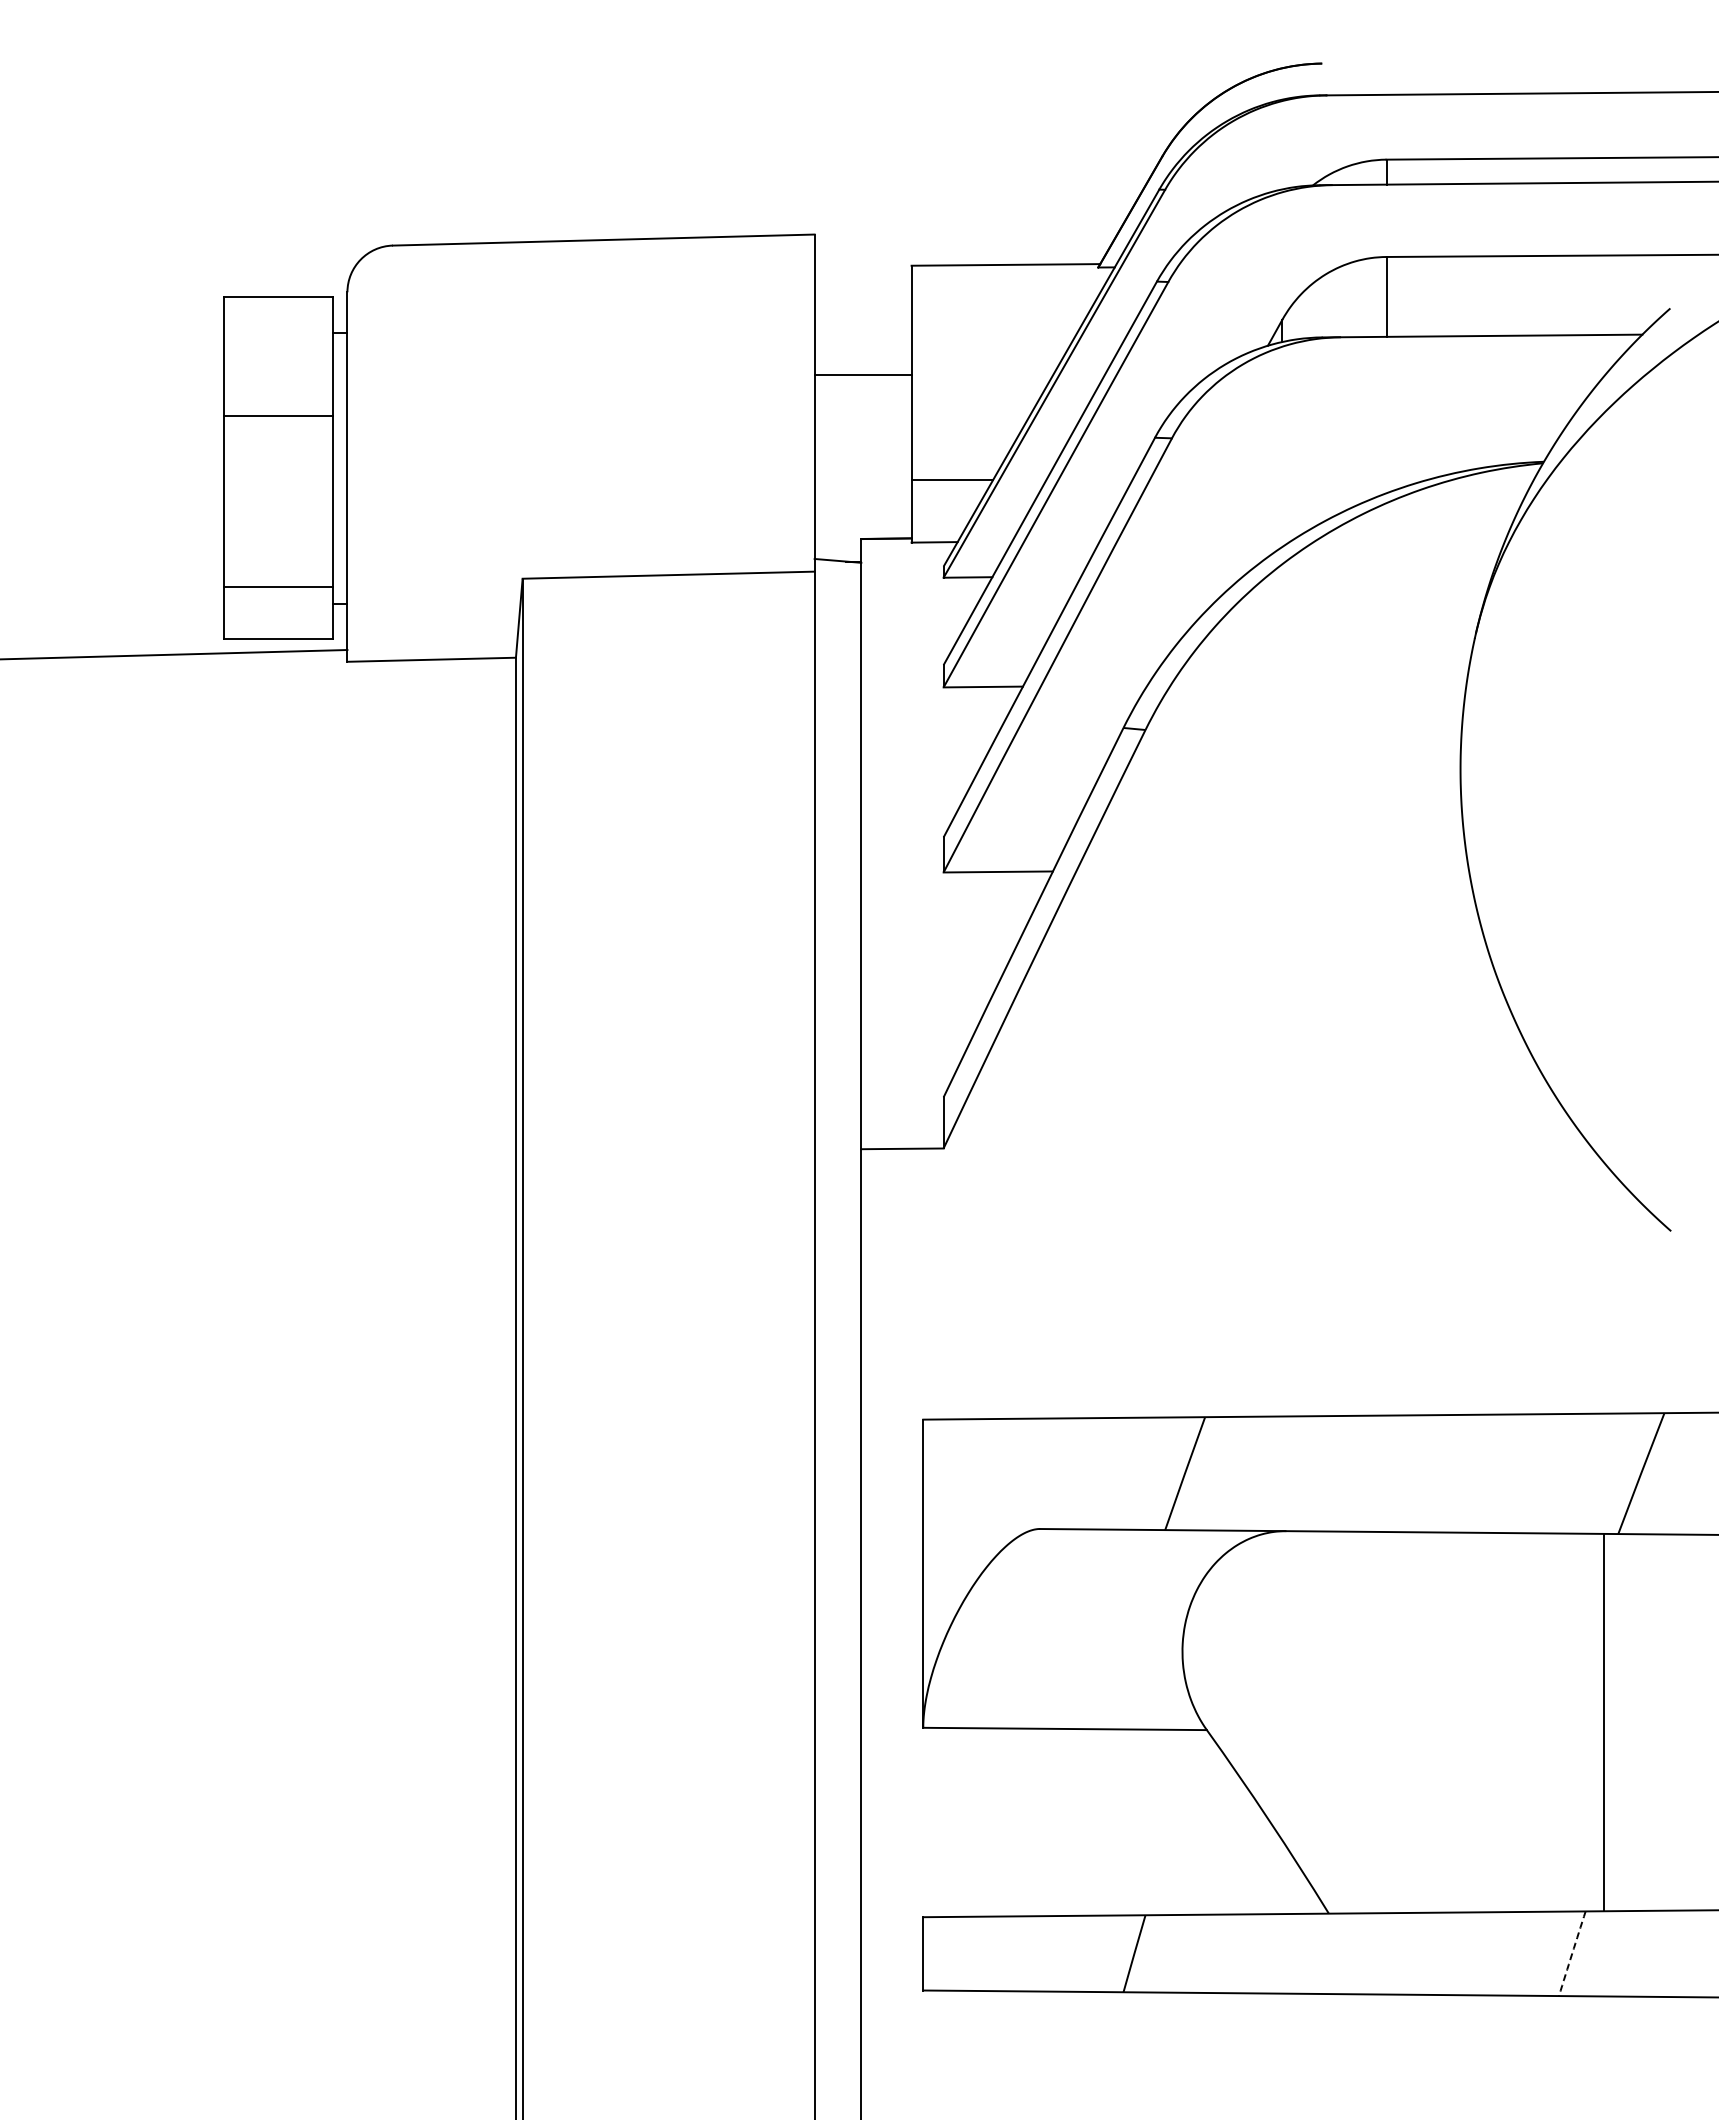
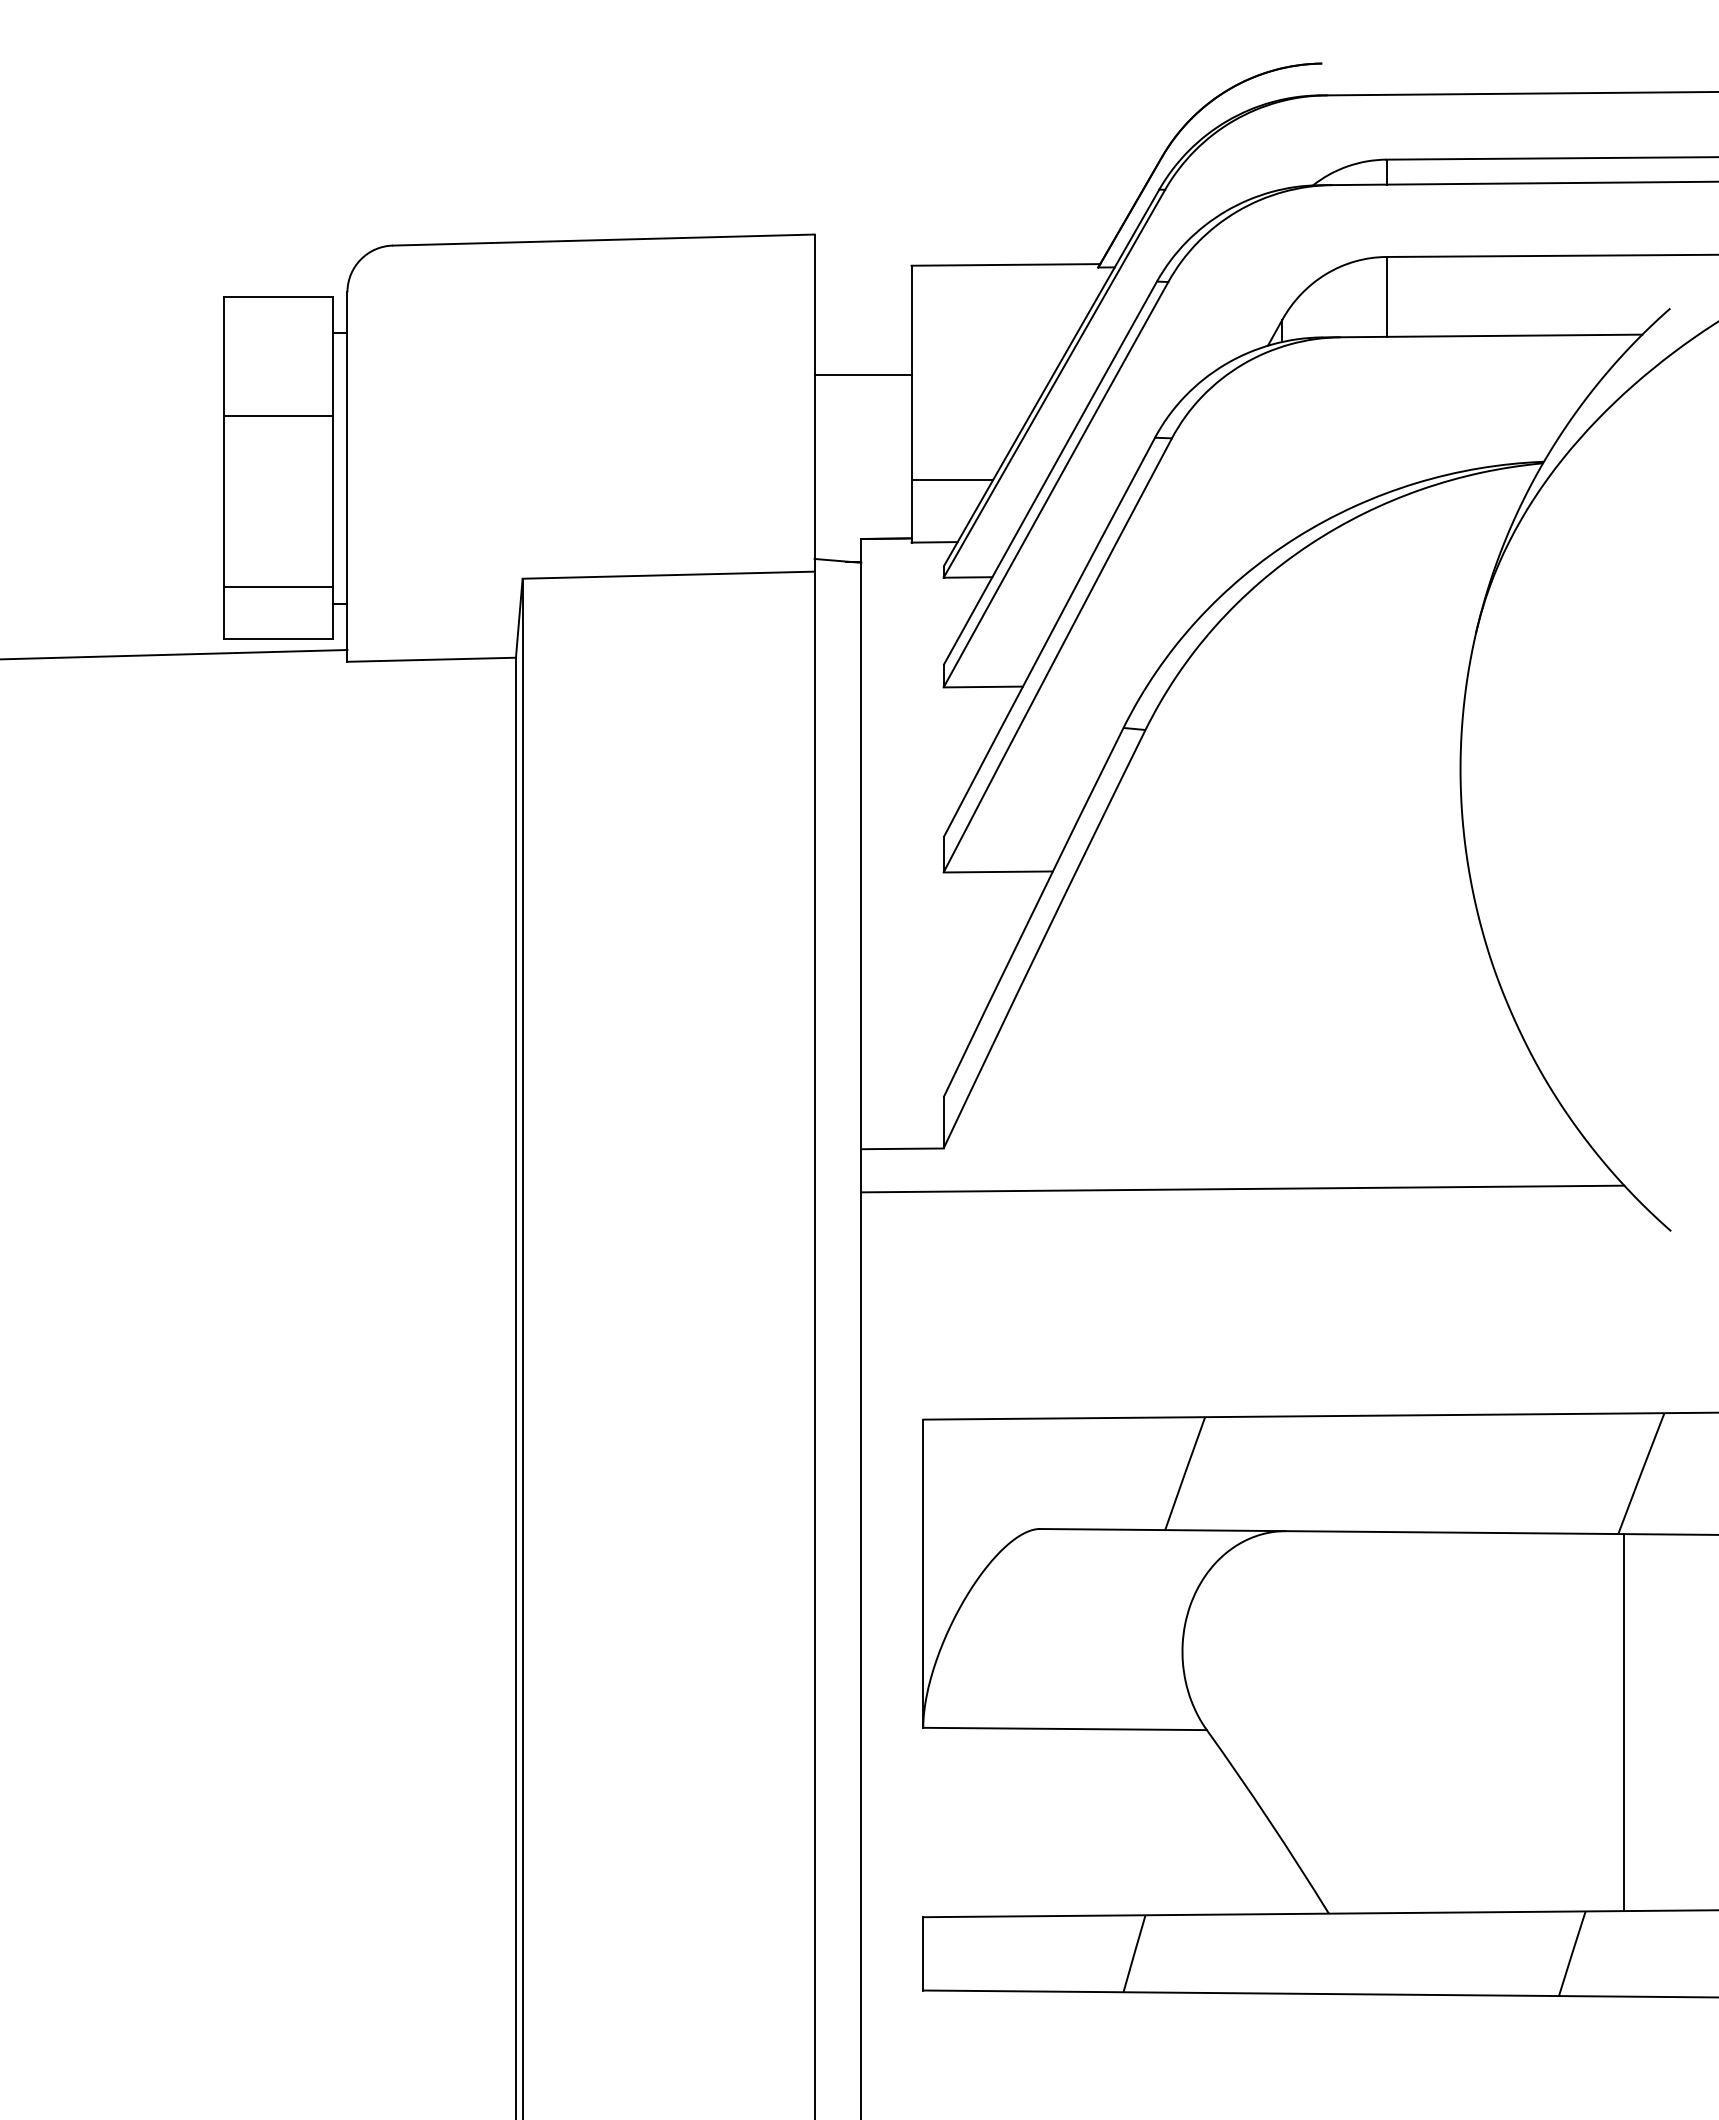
line: none -> present (1242, 1188)
line position: (1604, 1722) -> (1624, 1722) (1624, 1722)
arc: dashed -> solid (1572, 1953)
